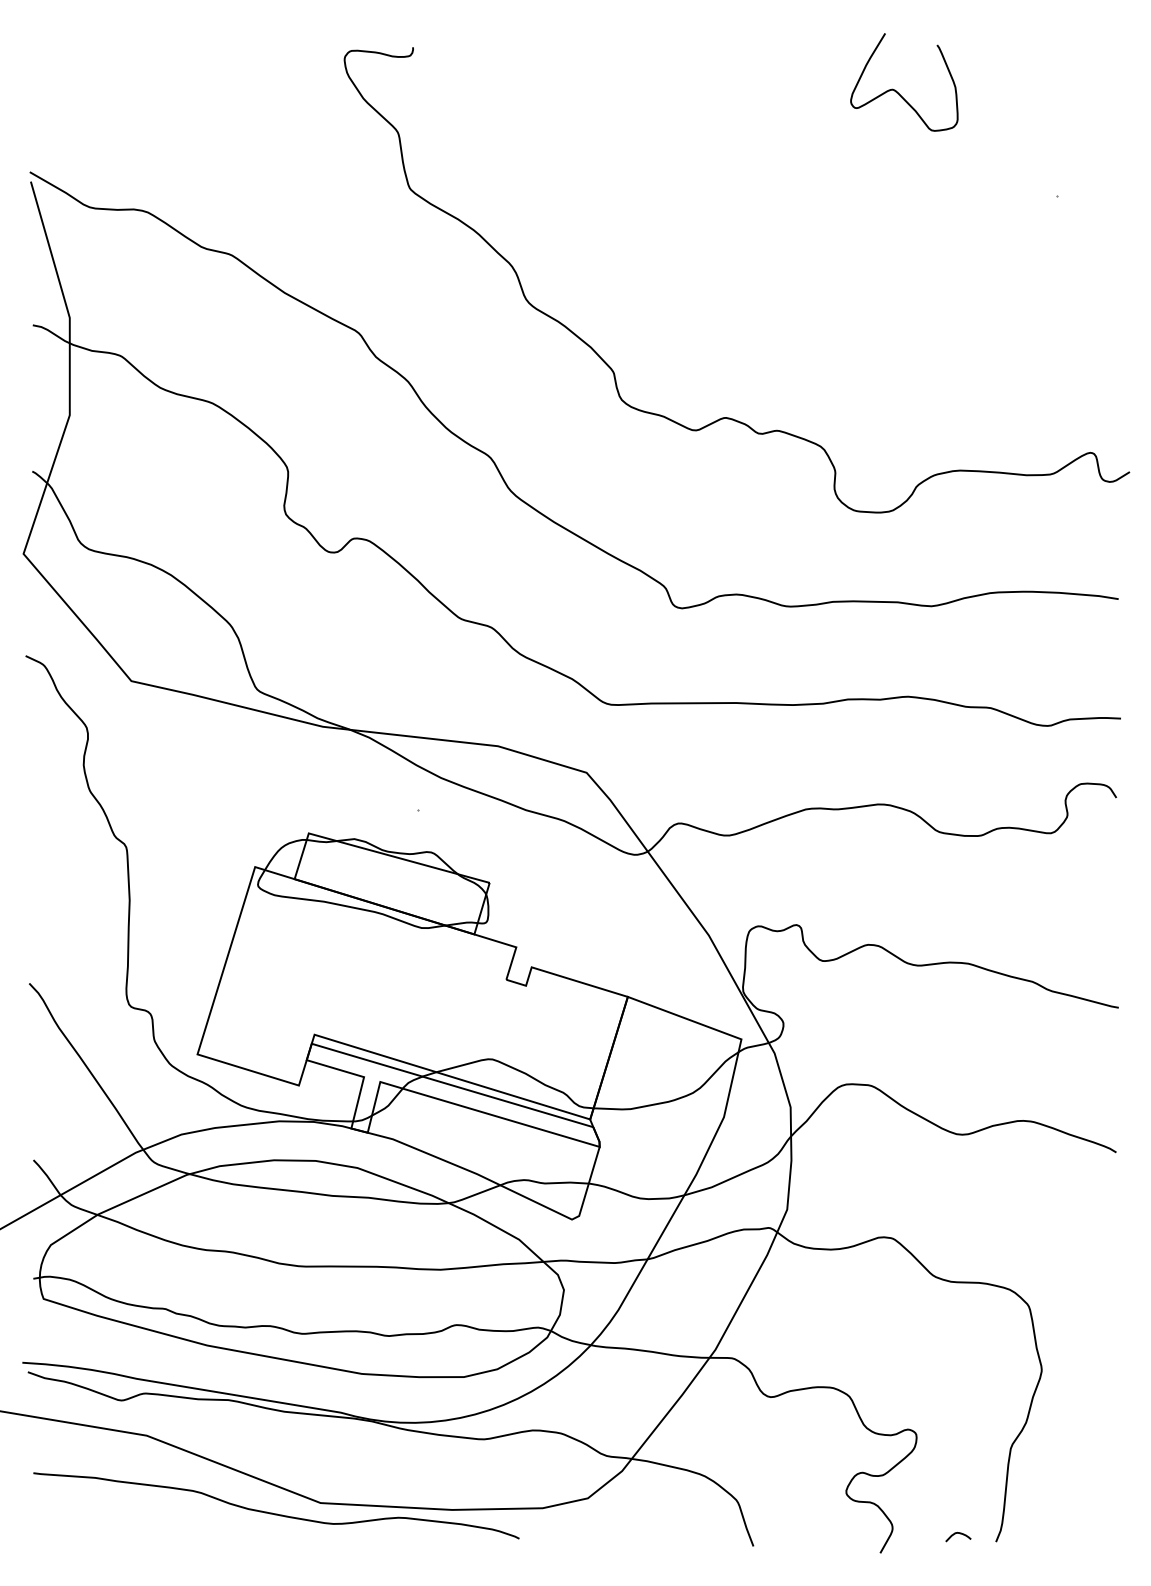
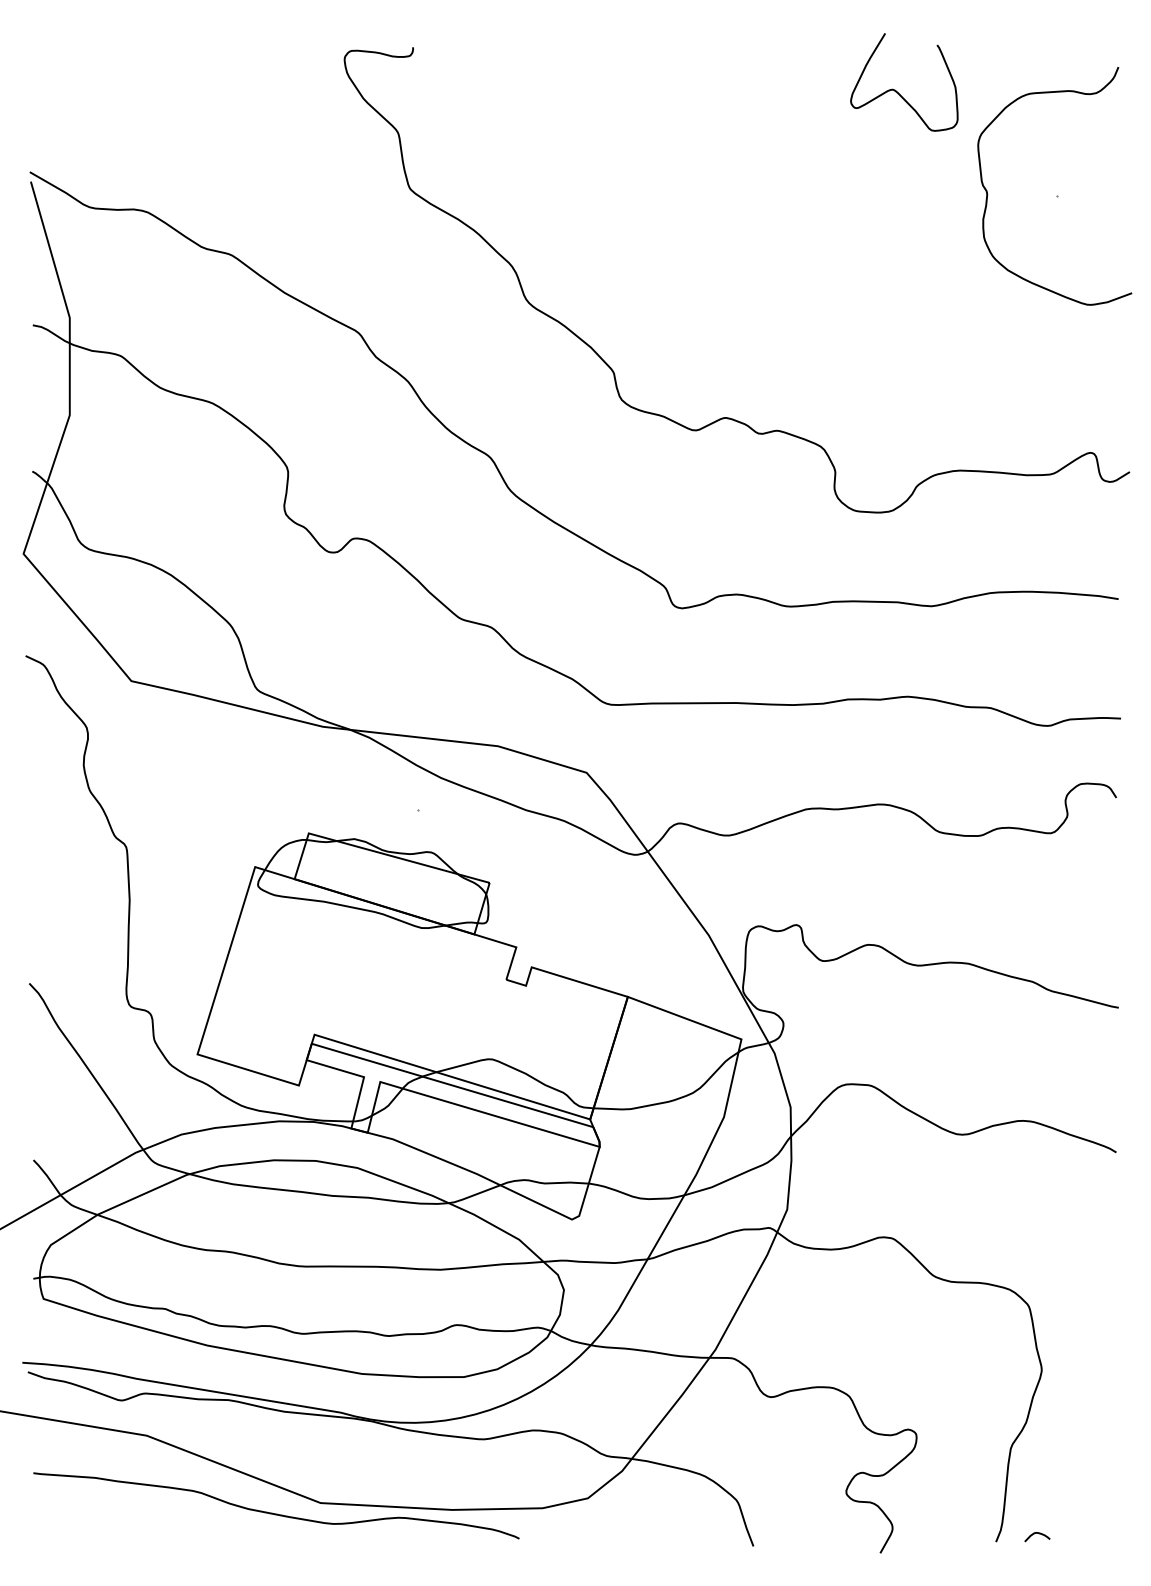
curve: none -> present (988, 194)
curve position: (960, 1534) -> (1039, 1534) (1039, 1534)
